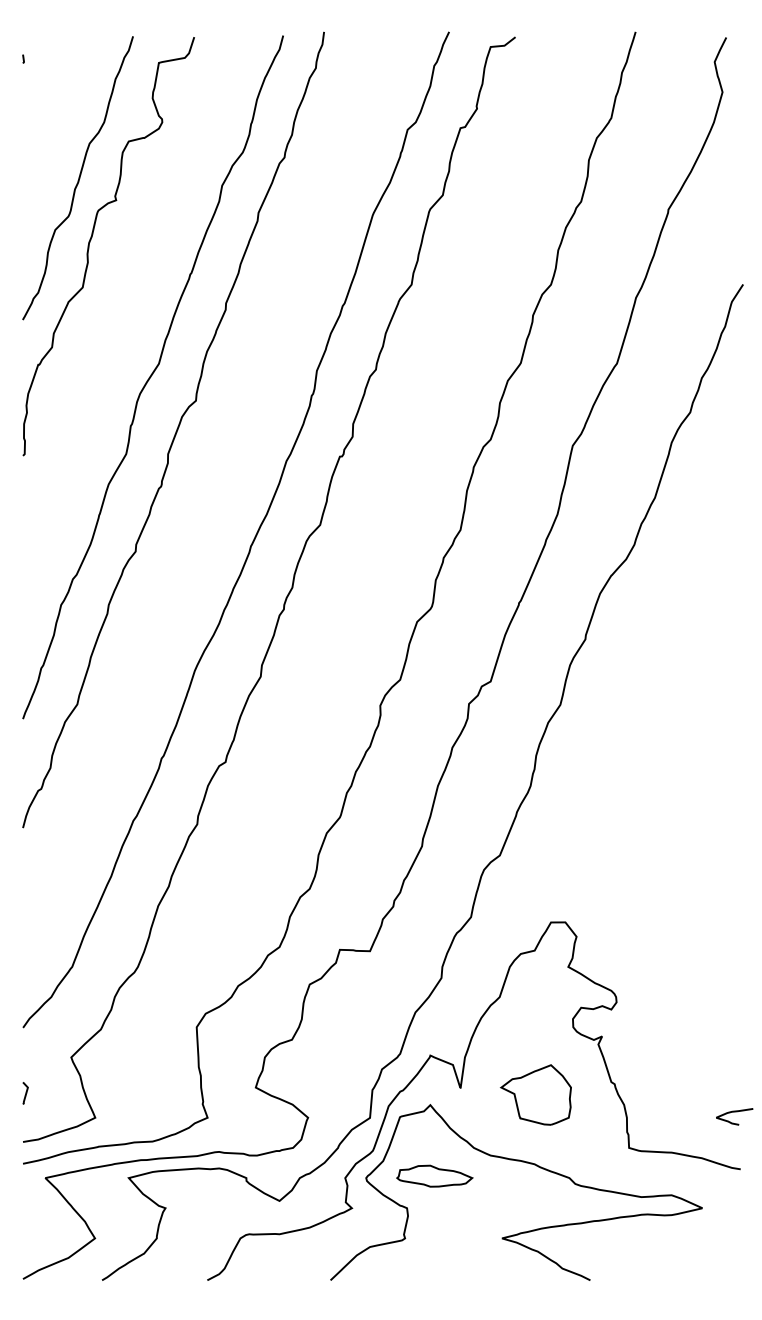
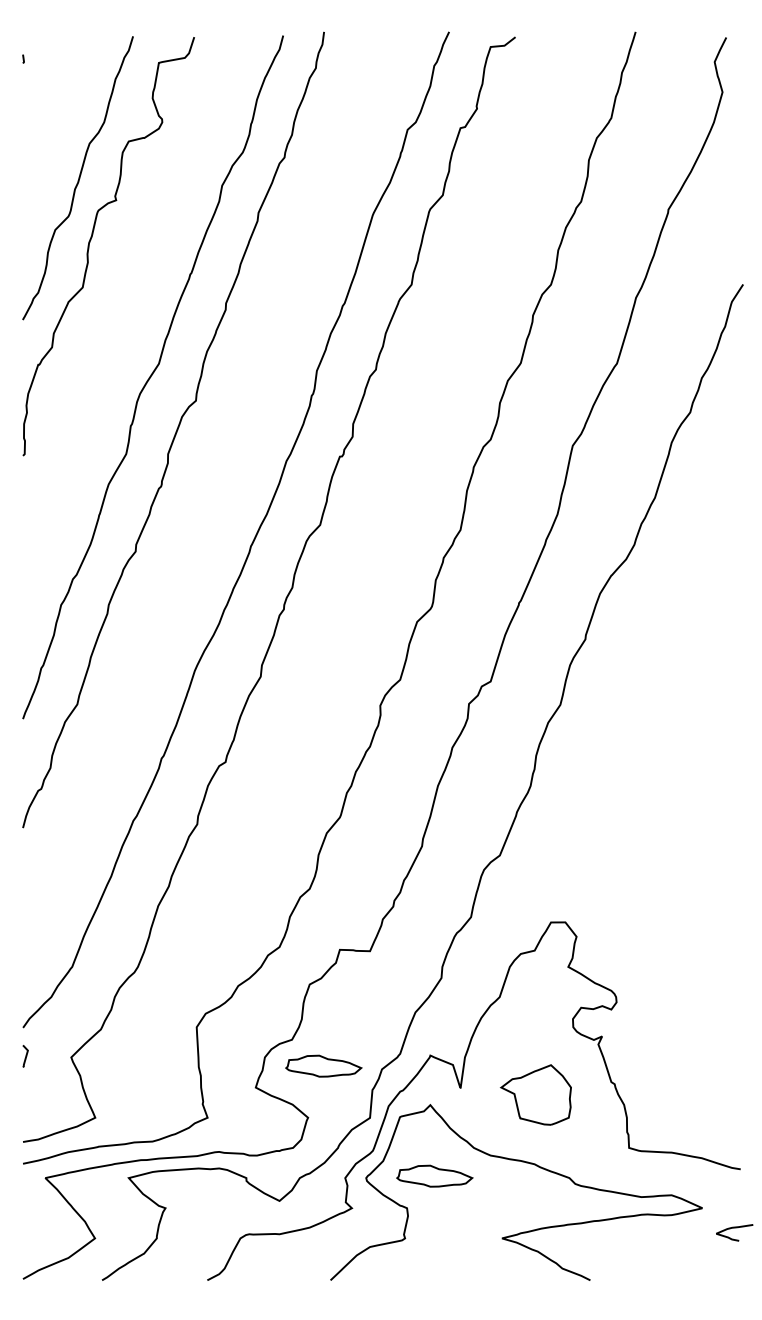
part: none -> present (323, 1065)
line position: (25, 1093) -> (25, 1056) (25, 1056)
curve position: (734, 1112) -> (734, 1228) (734, 1228)
